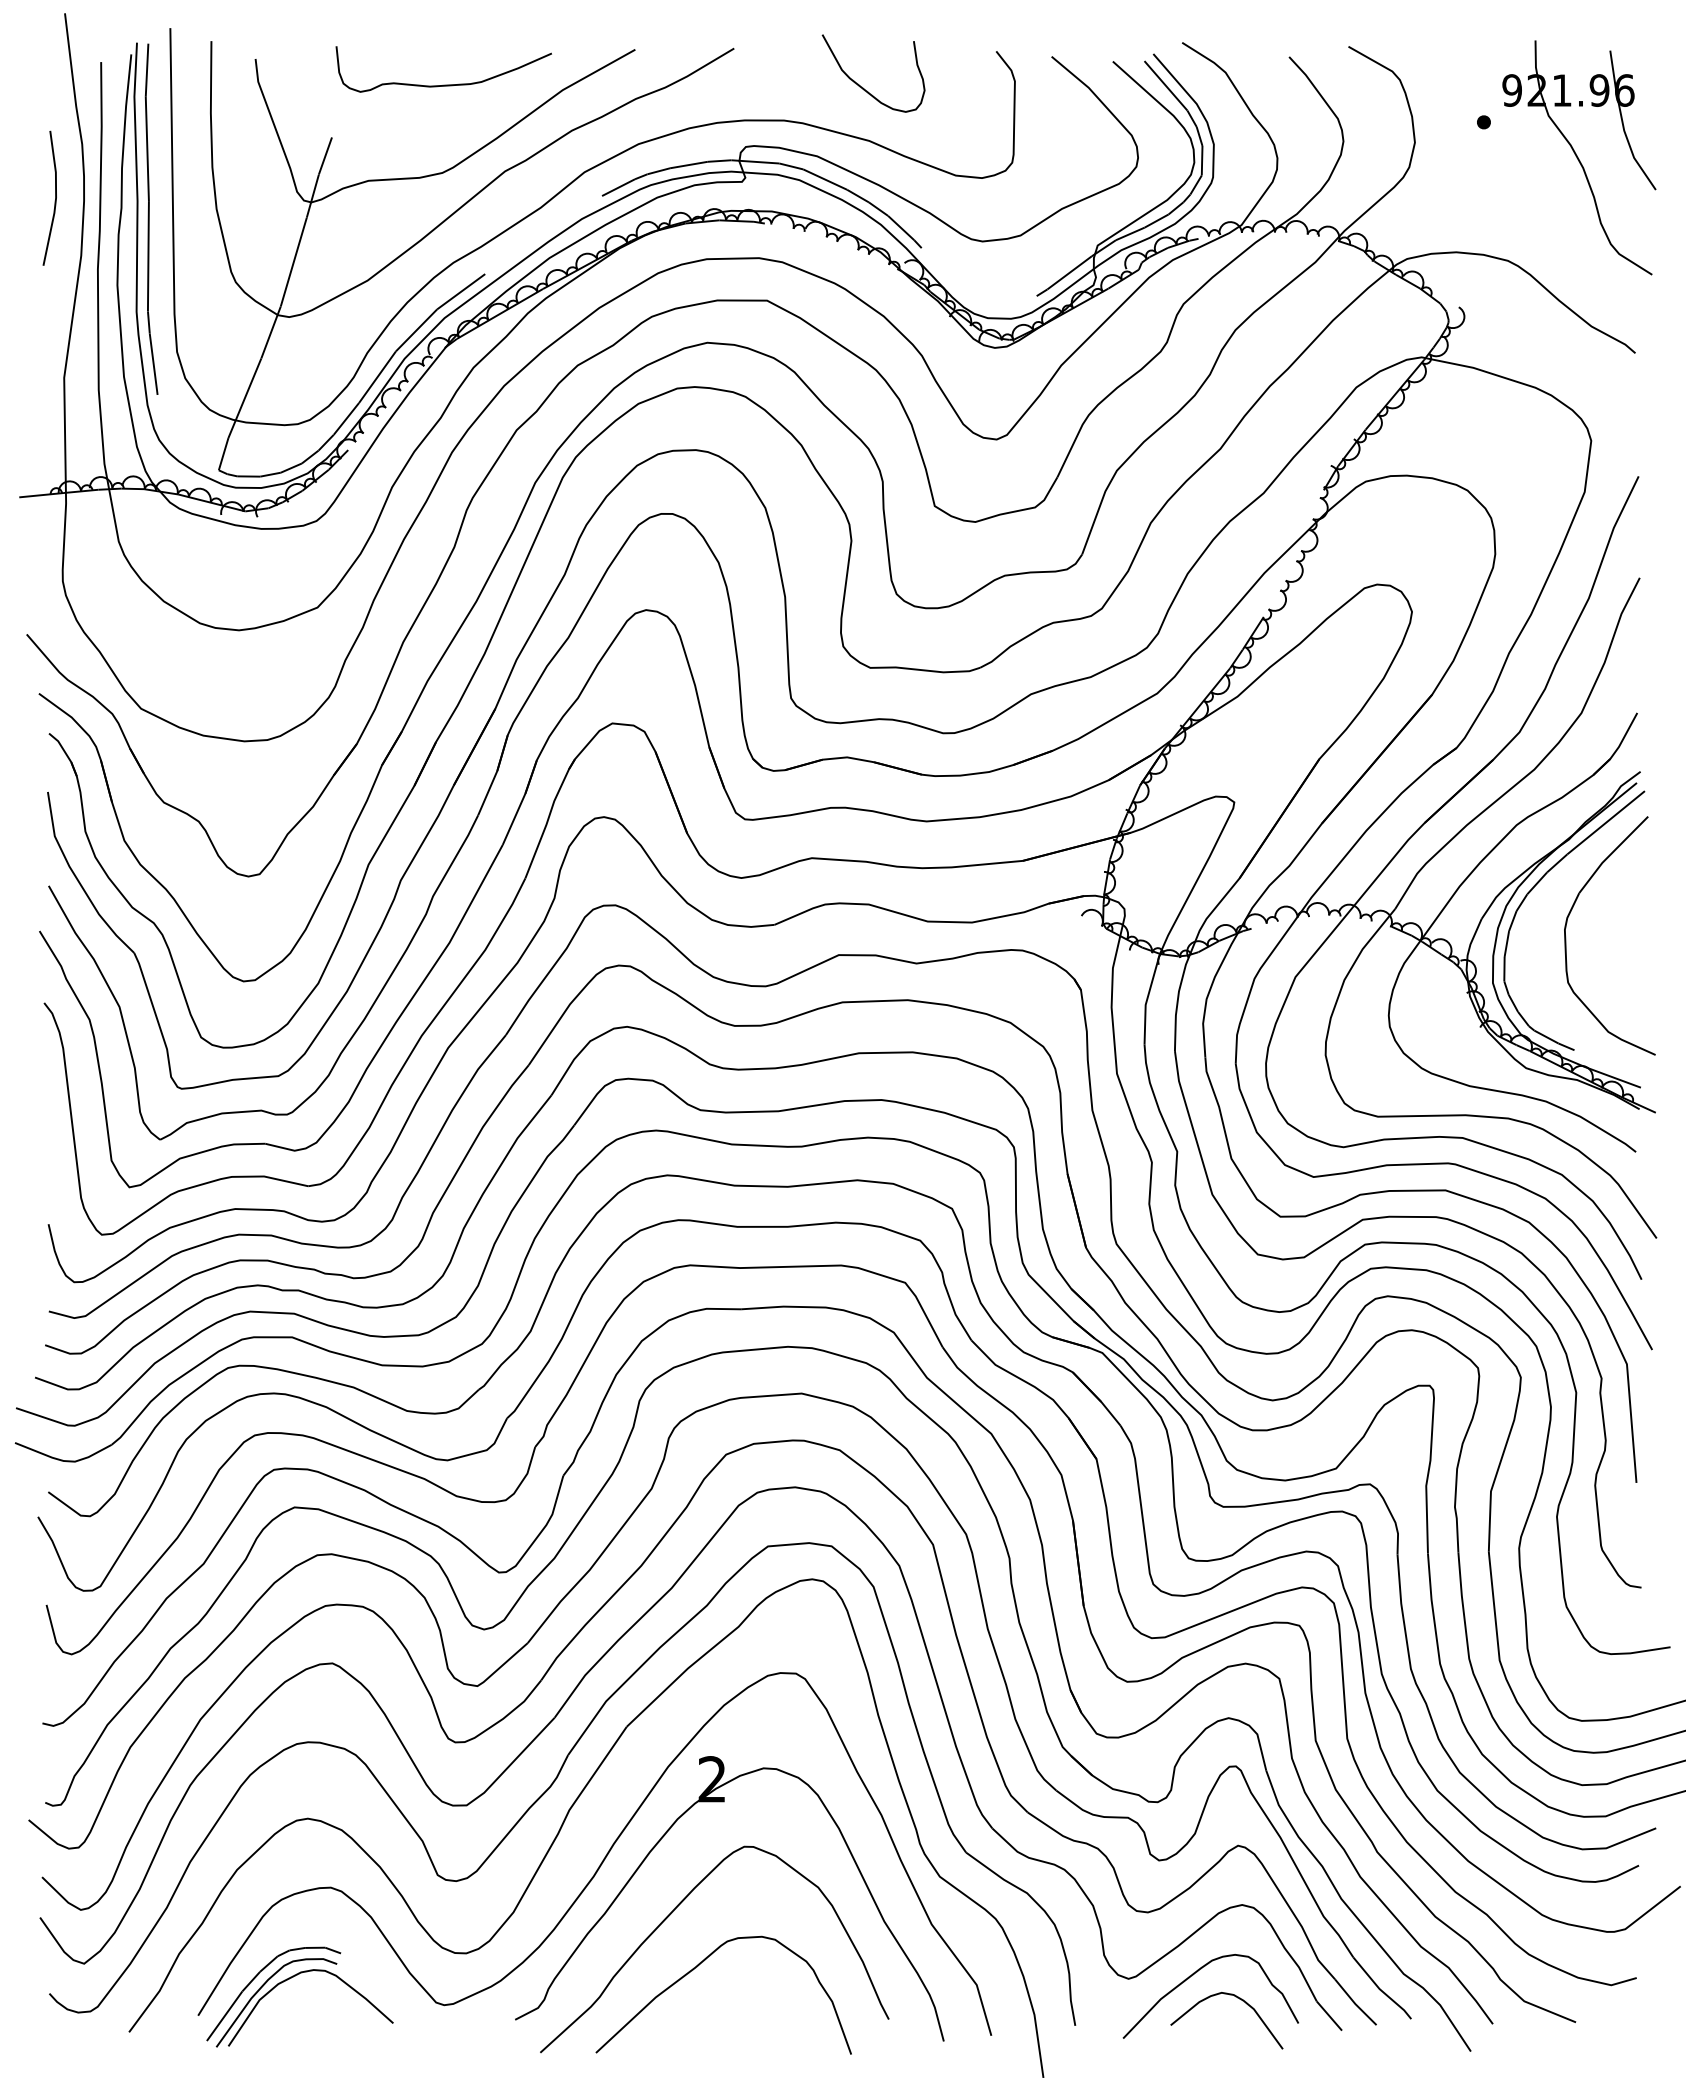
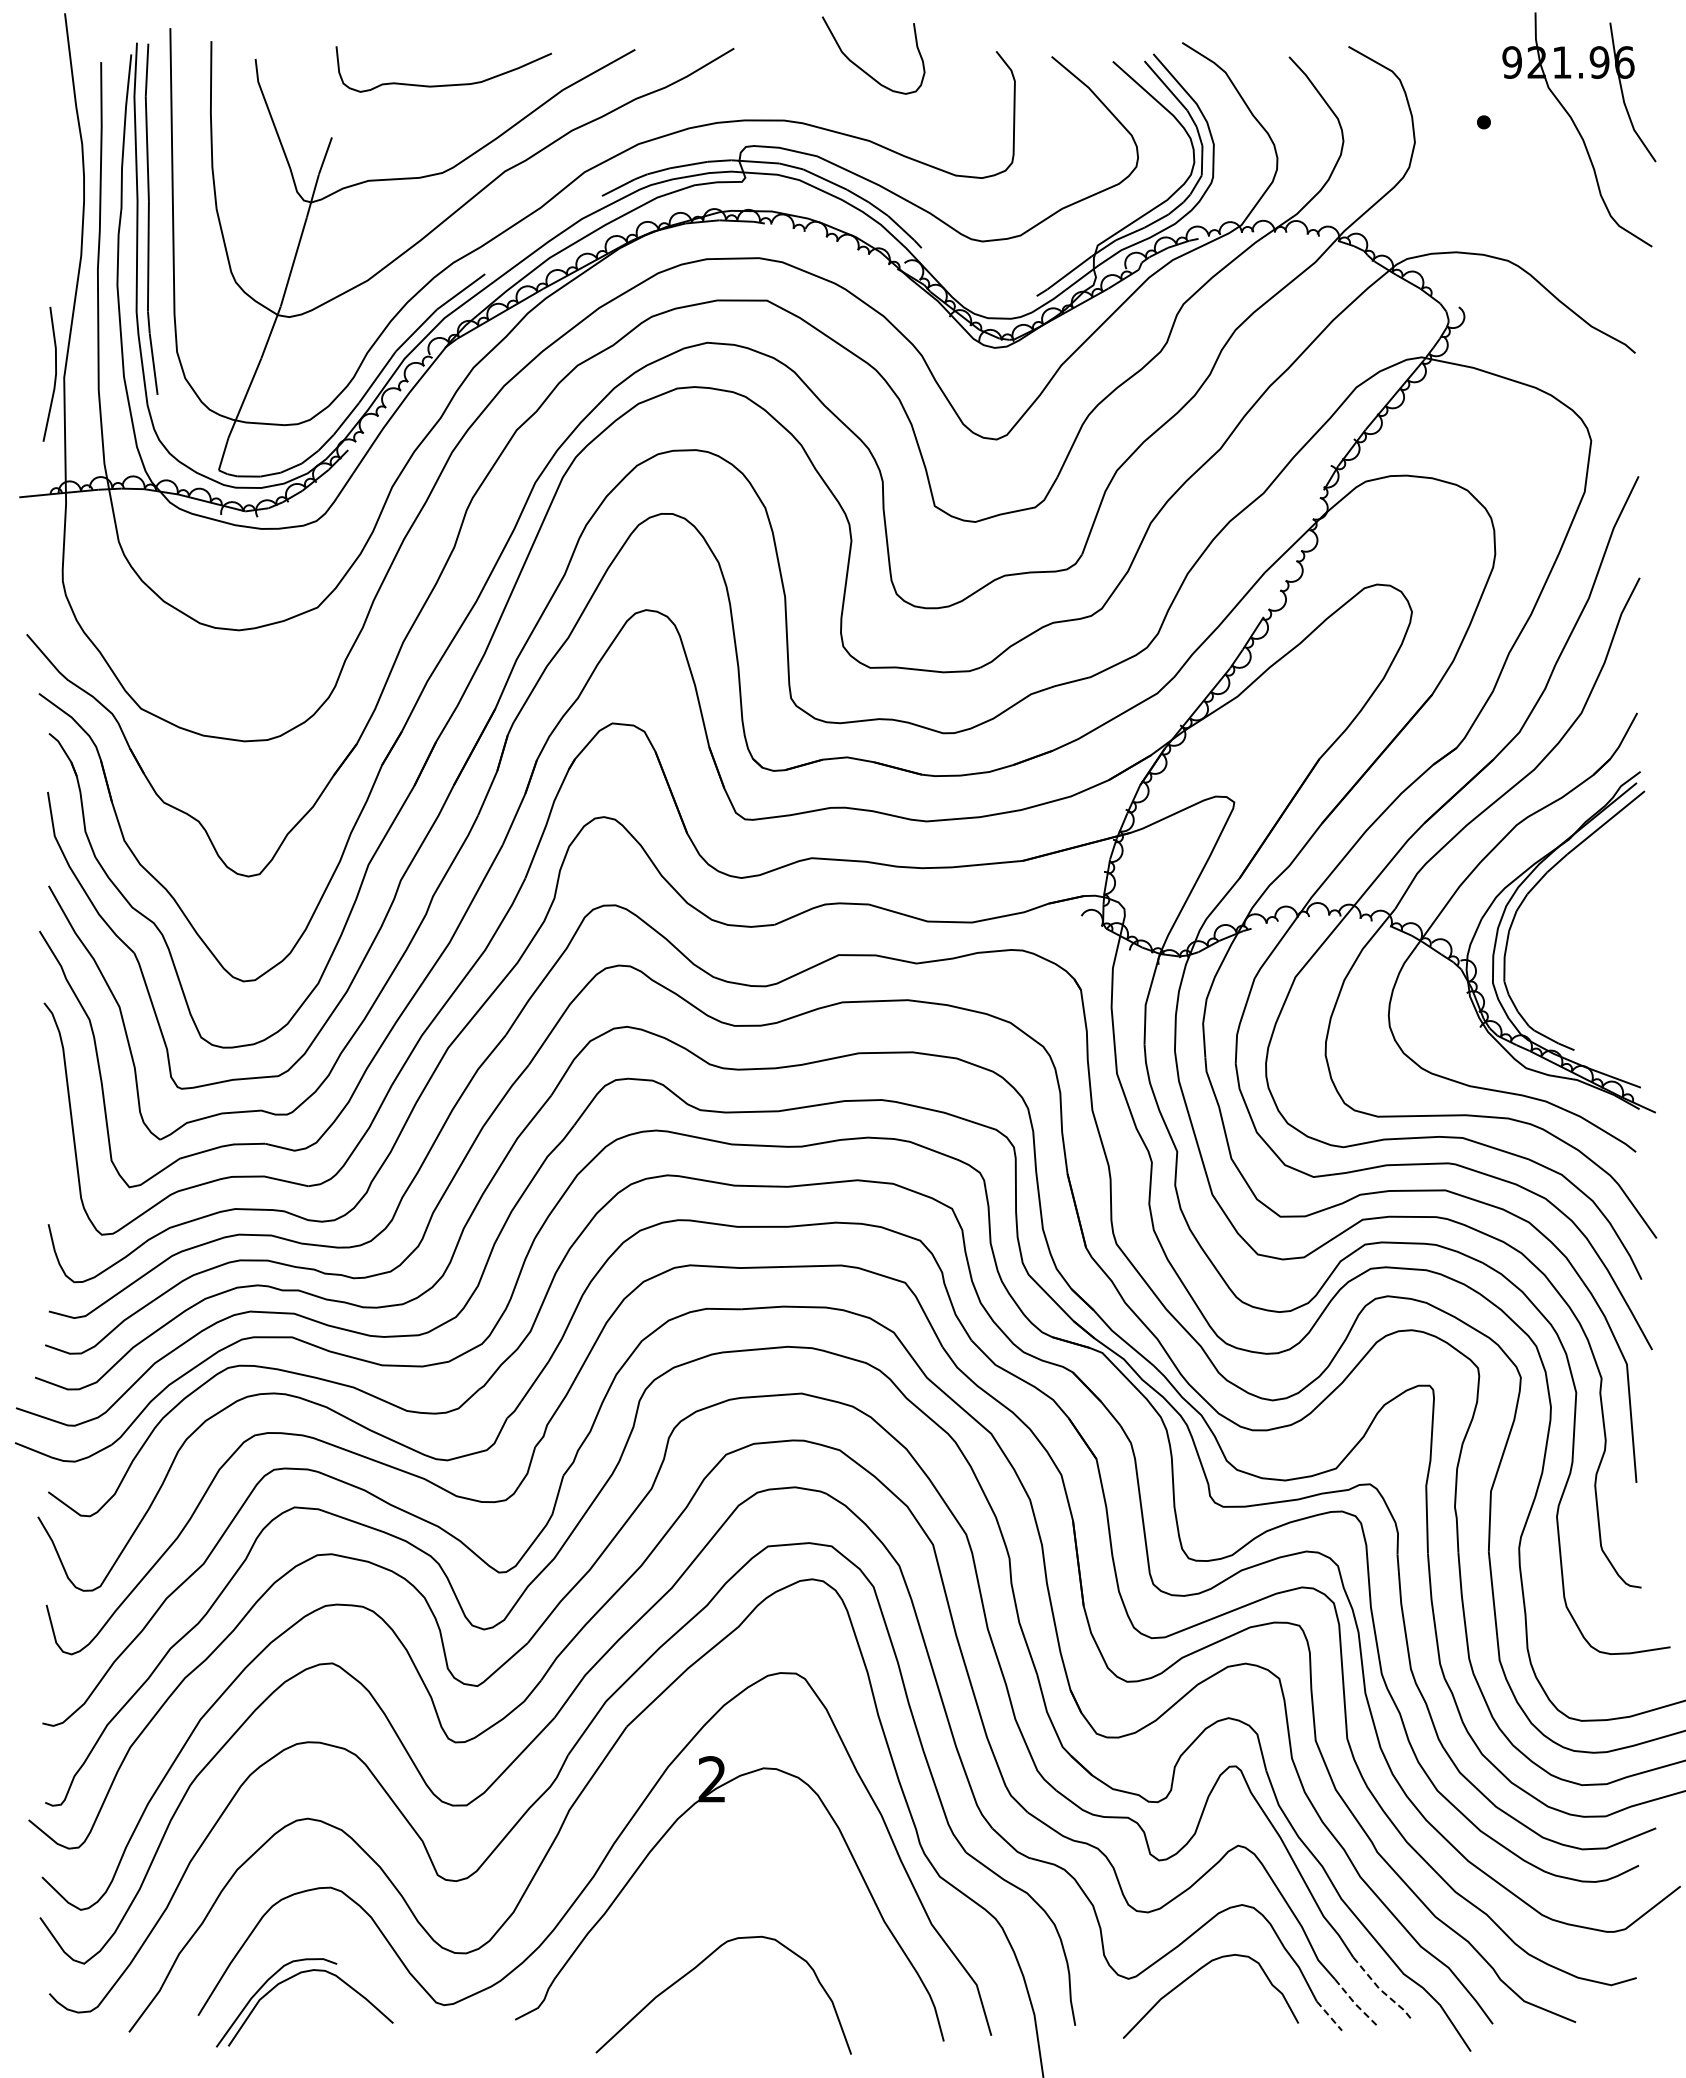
curve position: (863, 87) -> (863, 69) (863, 69)
part position: (1579, 157) -> (1579, 129) (1579, 129)
line position: (54, 200) -> (54, 376) (54, 376)
part: present -> none (1566, 937)
curve: present -> none (672, 1913)
curve: present -> none (257, 1976)
line: solid -> dashed (1381, 1990)
curve: present -> none (1237, 1998)
line: solid -> dashed (1355, 2004)
line: solid -> dashed (1329, 2016)
